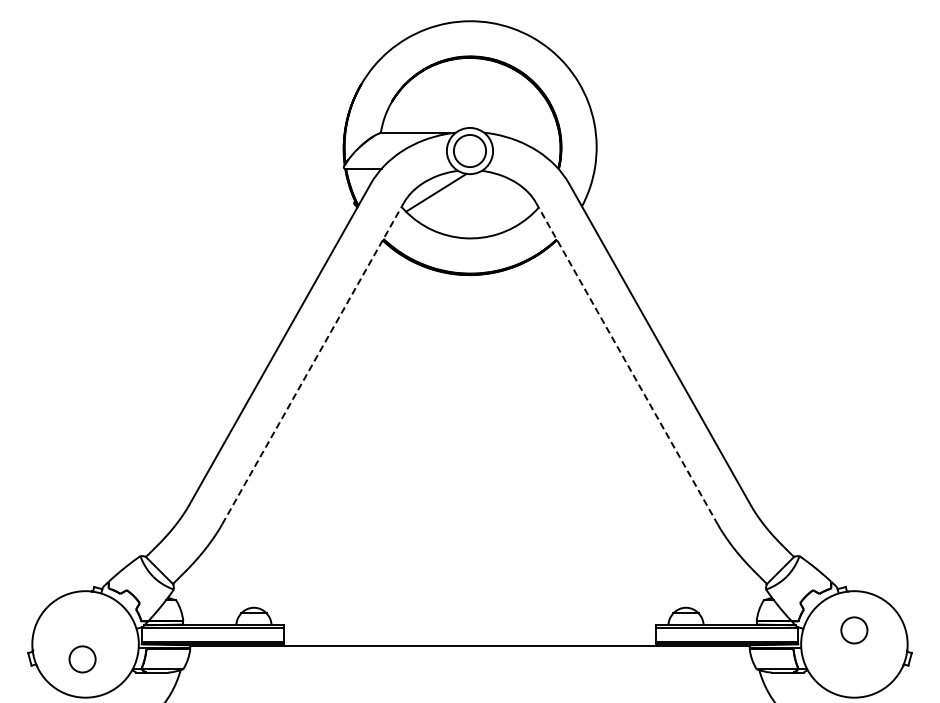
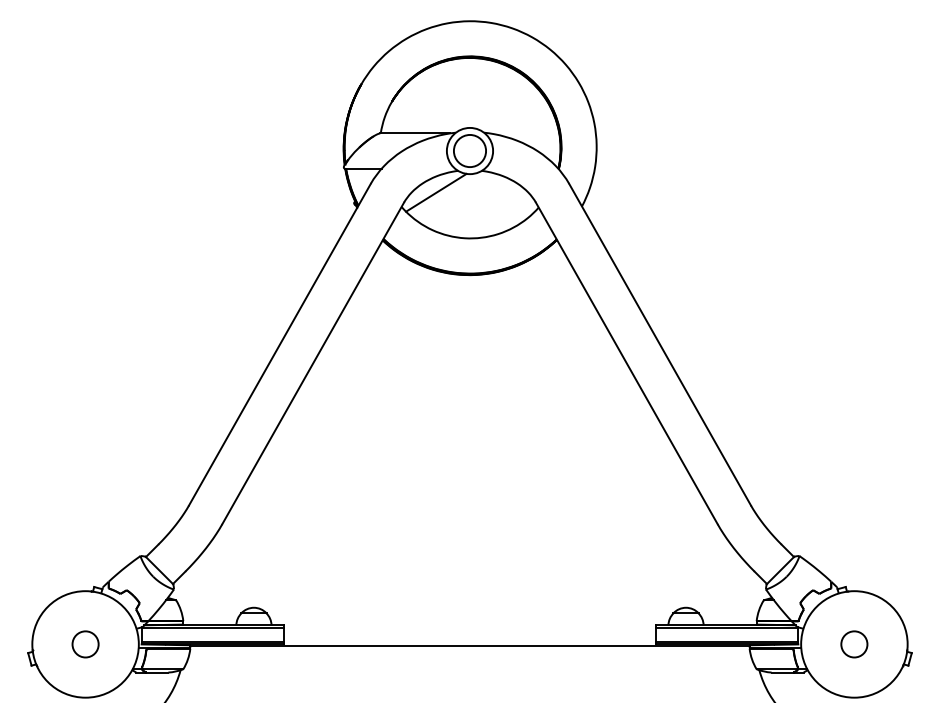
line: dashed -> solid (313, 363)
line: dashed -> solid (626, 363)
circle position: (854, 630) -> (854, 644) (854, 644)
circle position: (82, 659) -> (85, 644) (85, 644)
